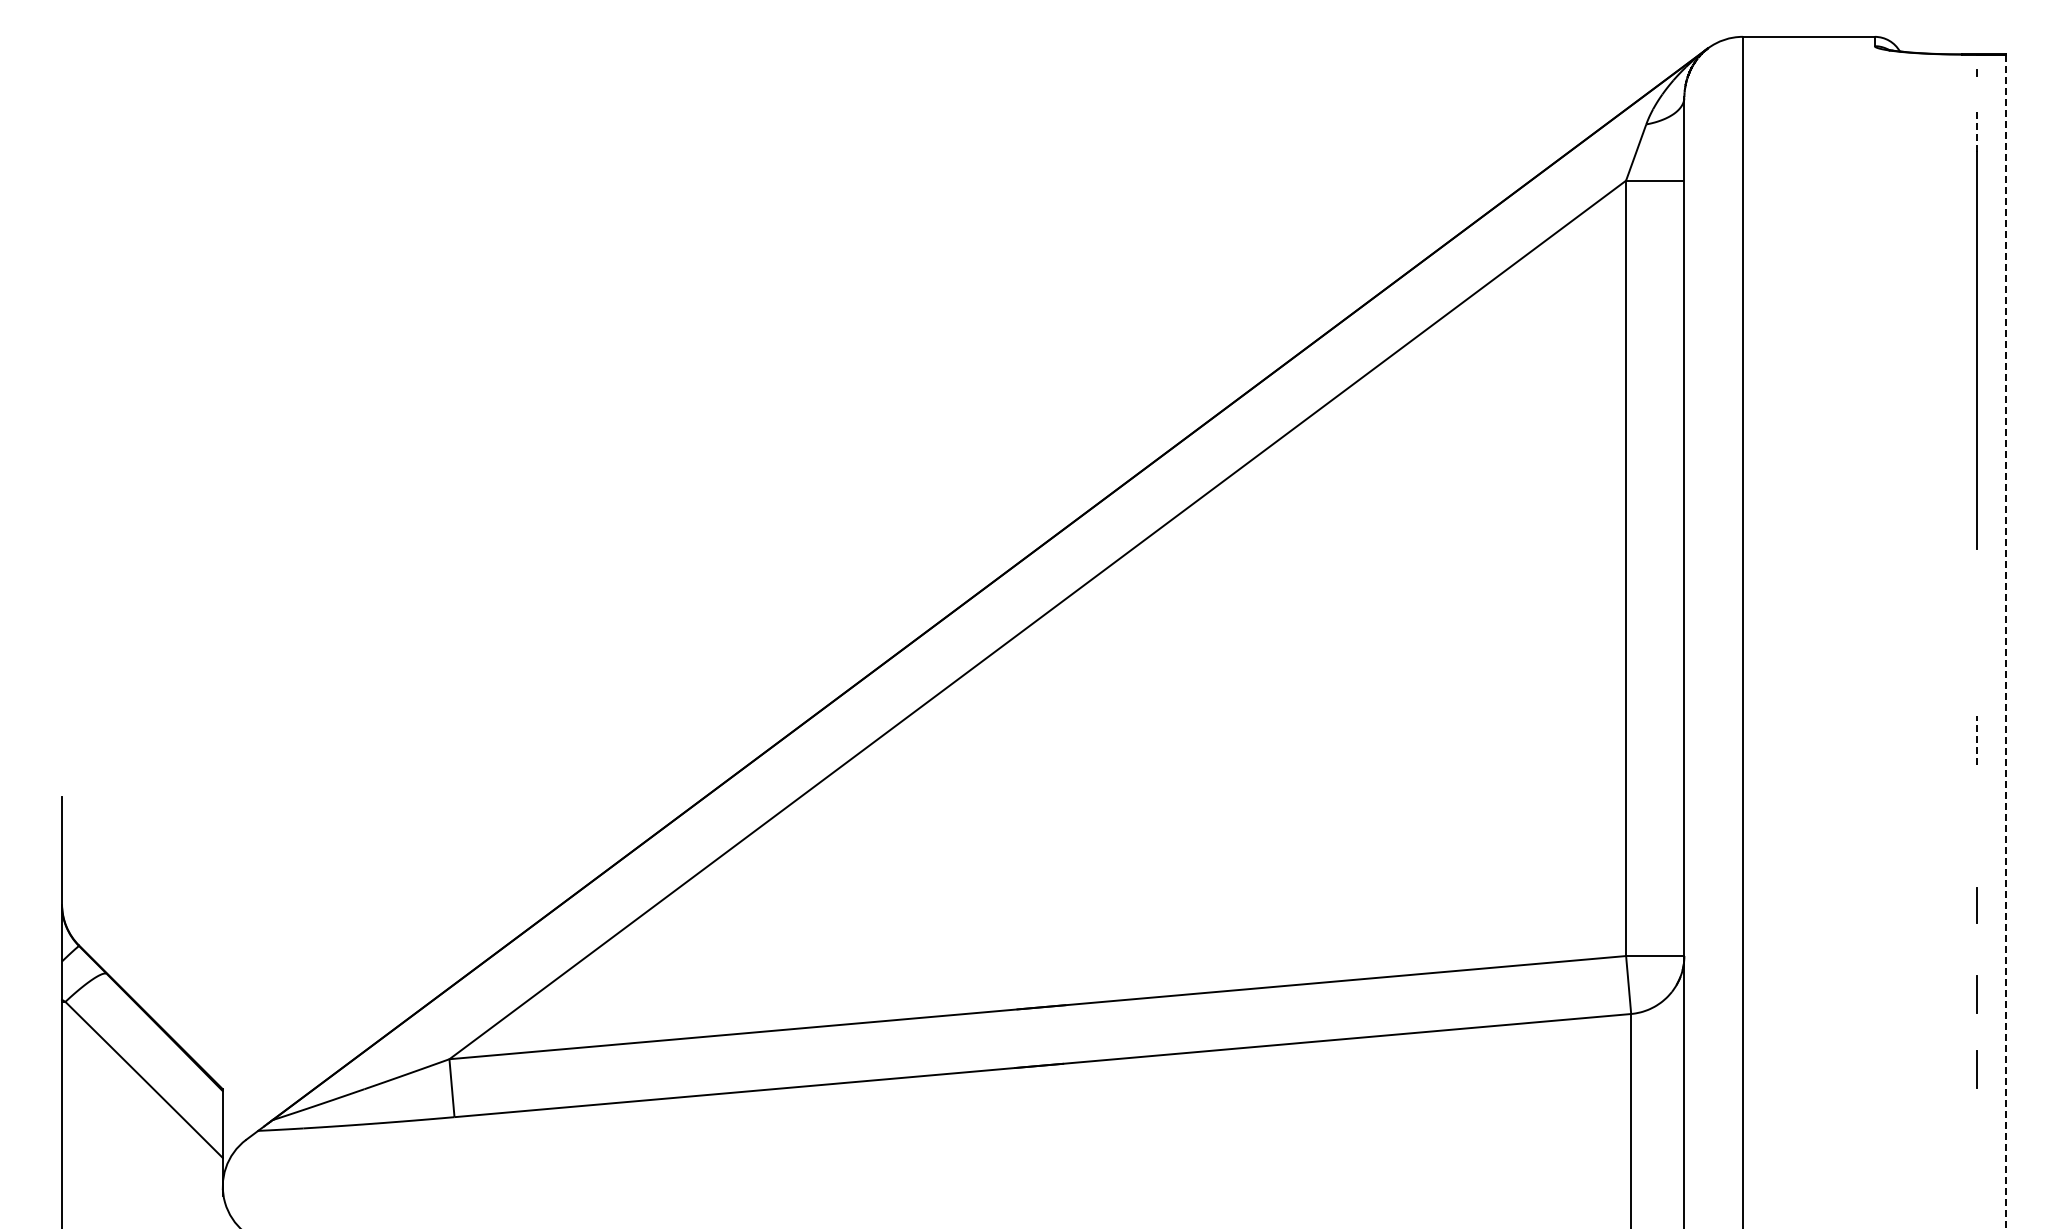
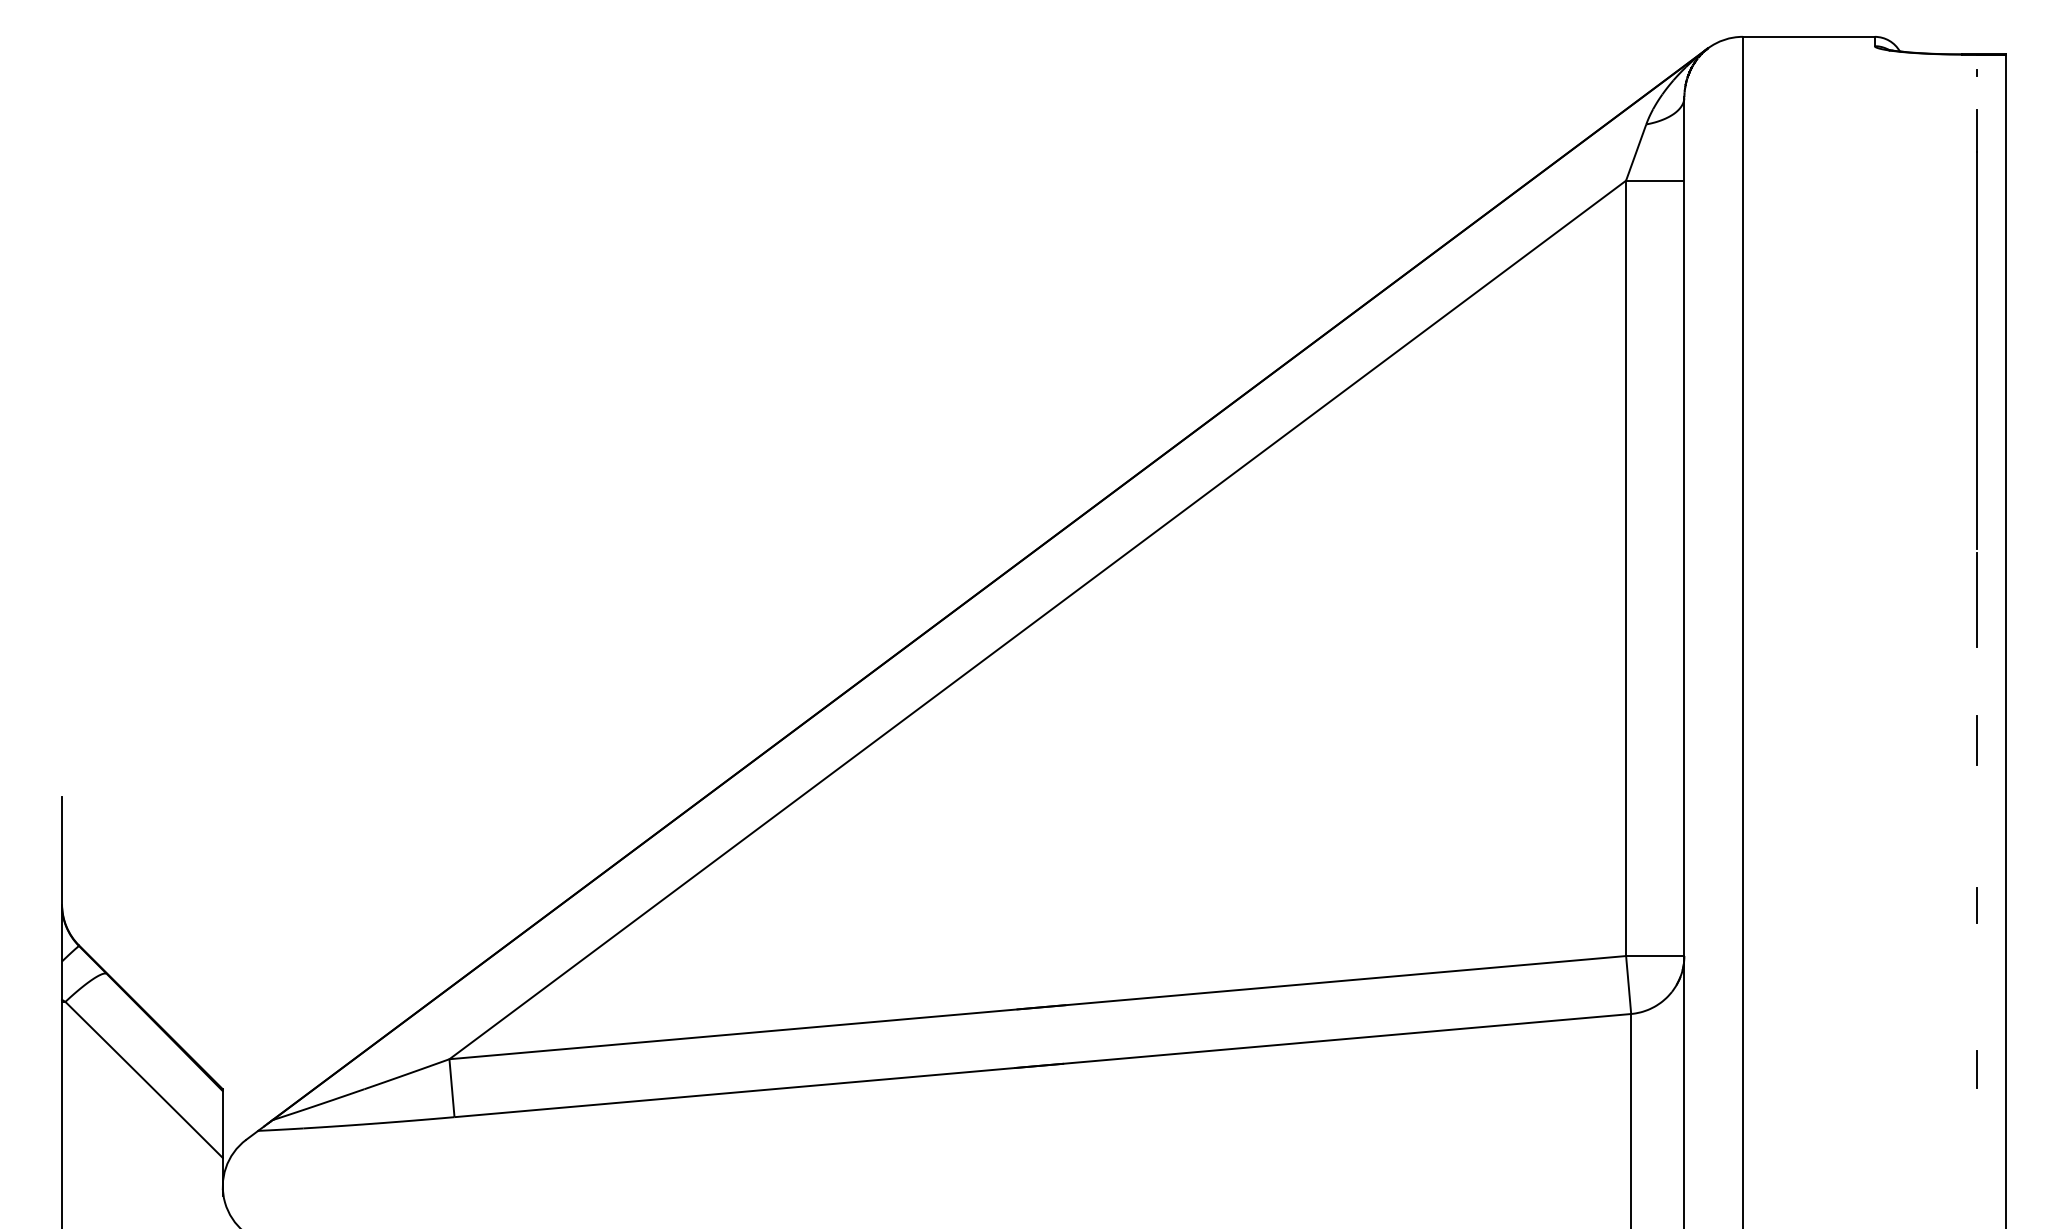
line: dashed -> solid (1976, 130)
line: none -> present (1976, 599)
line: dashed -> solid (2005, 641)
line: dashed -> solid (1976, 740)
line: present -> none (1976, 994)
